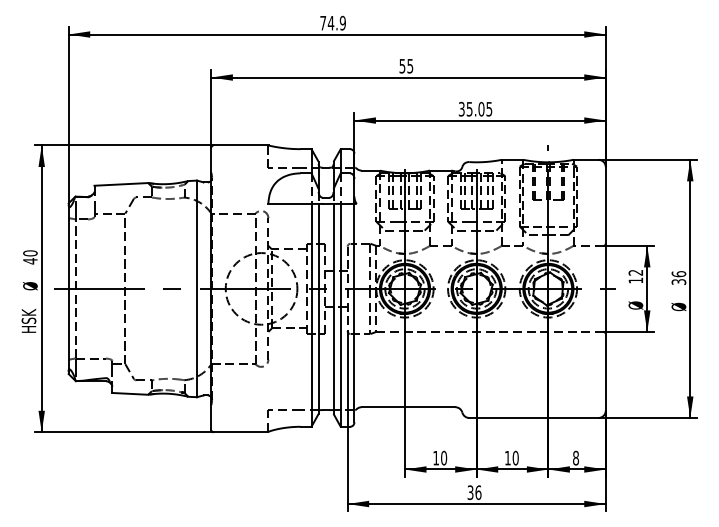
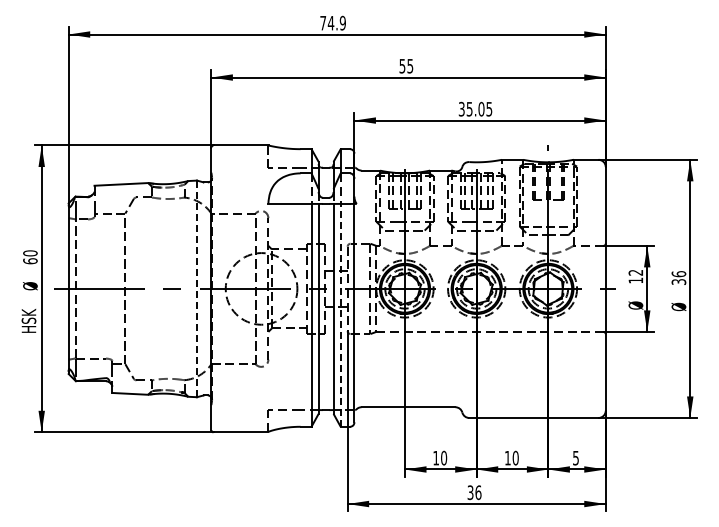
text: 40 -> 60 (30, 261)
line: solid -> dashed (197, 288)
line: solid -> dashed (340, 314)
text: 8 -> 5 (576, 457)
